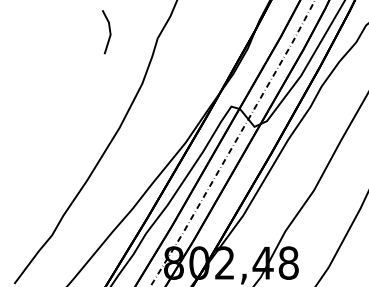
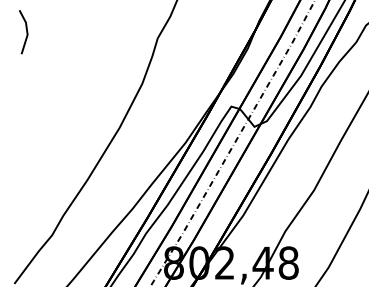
line position: (109, 32) -> (26, 32) (26, 32)
